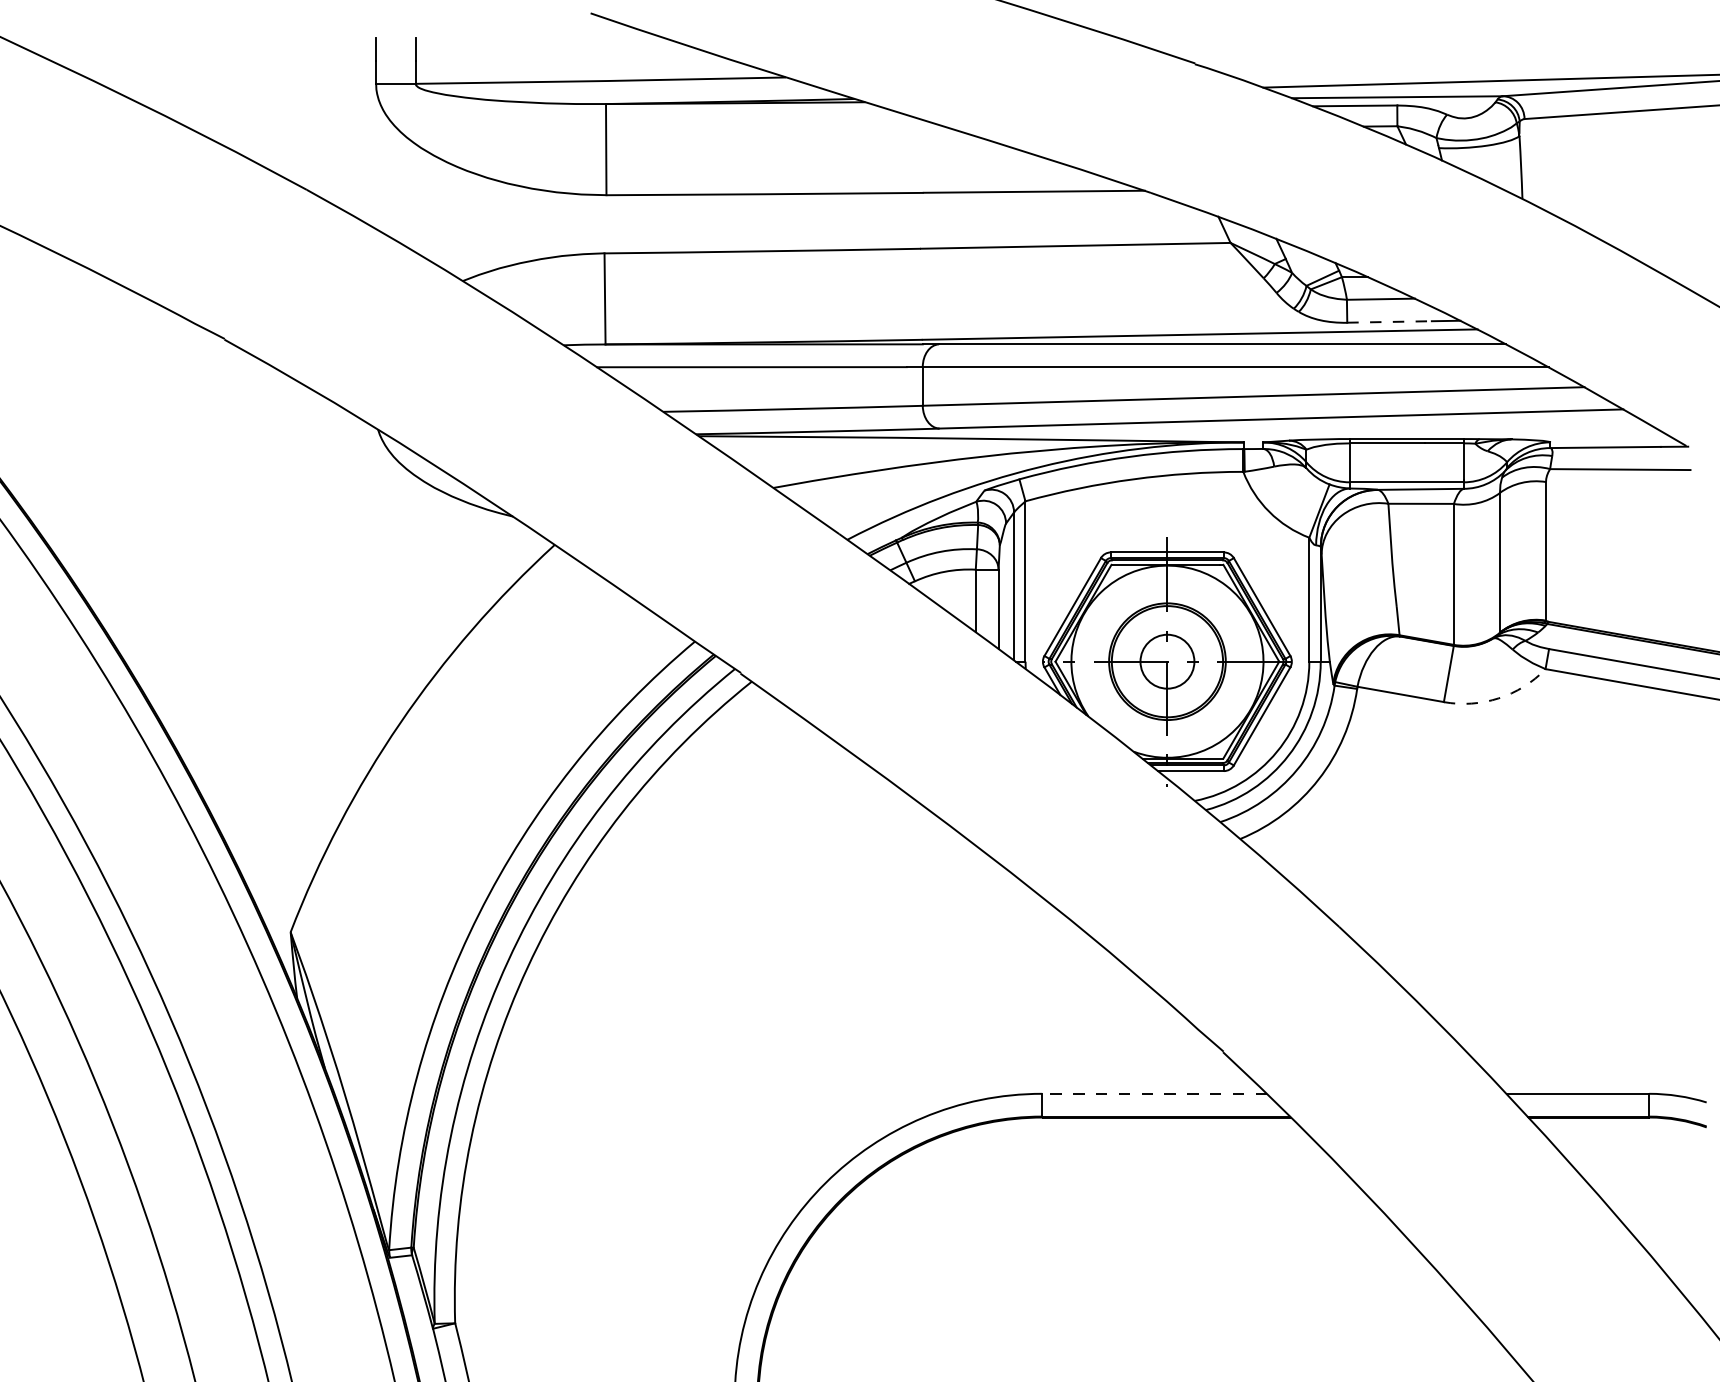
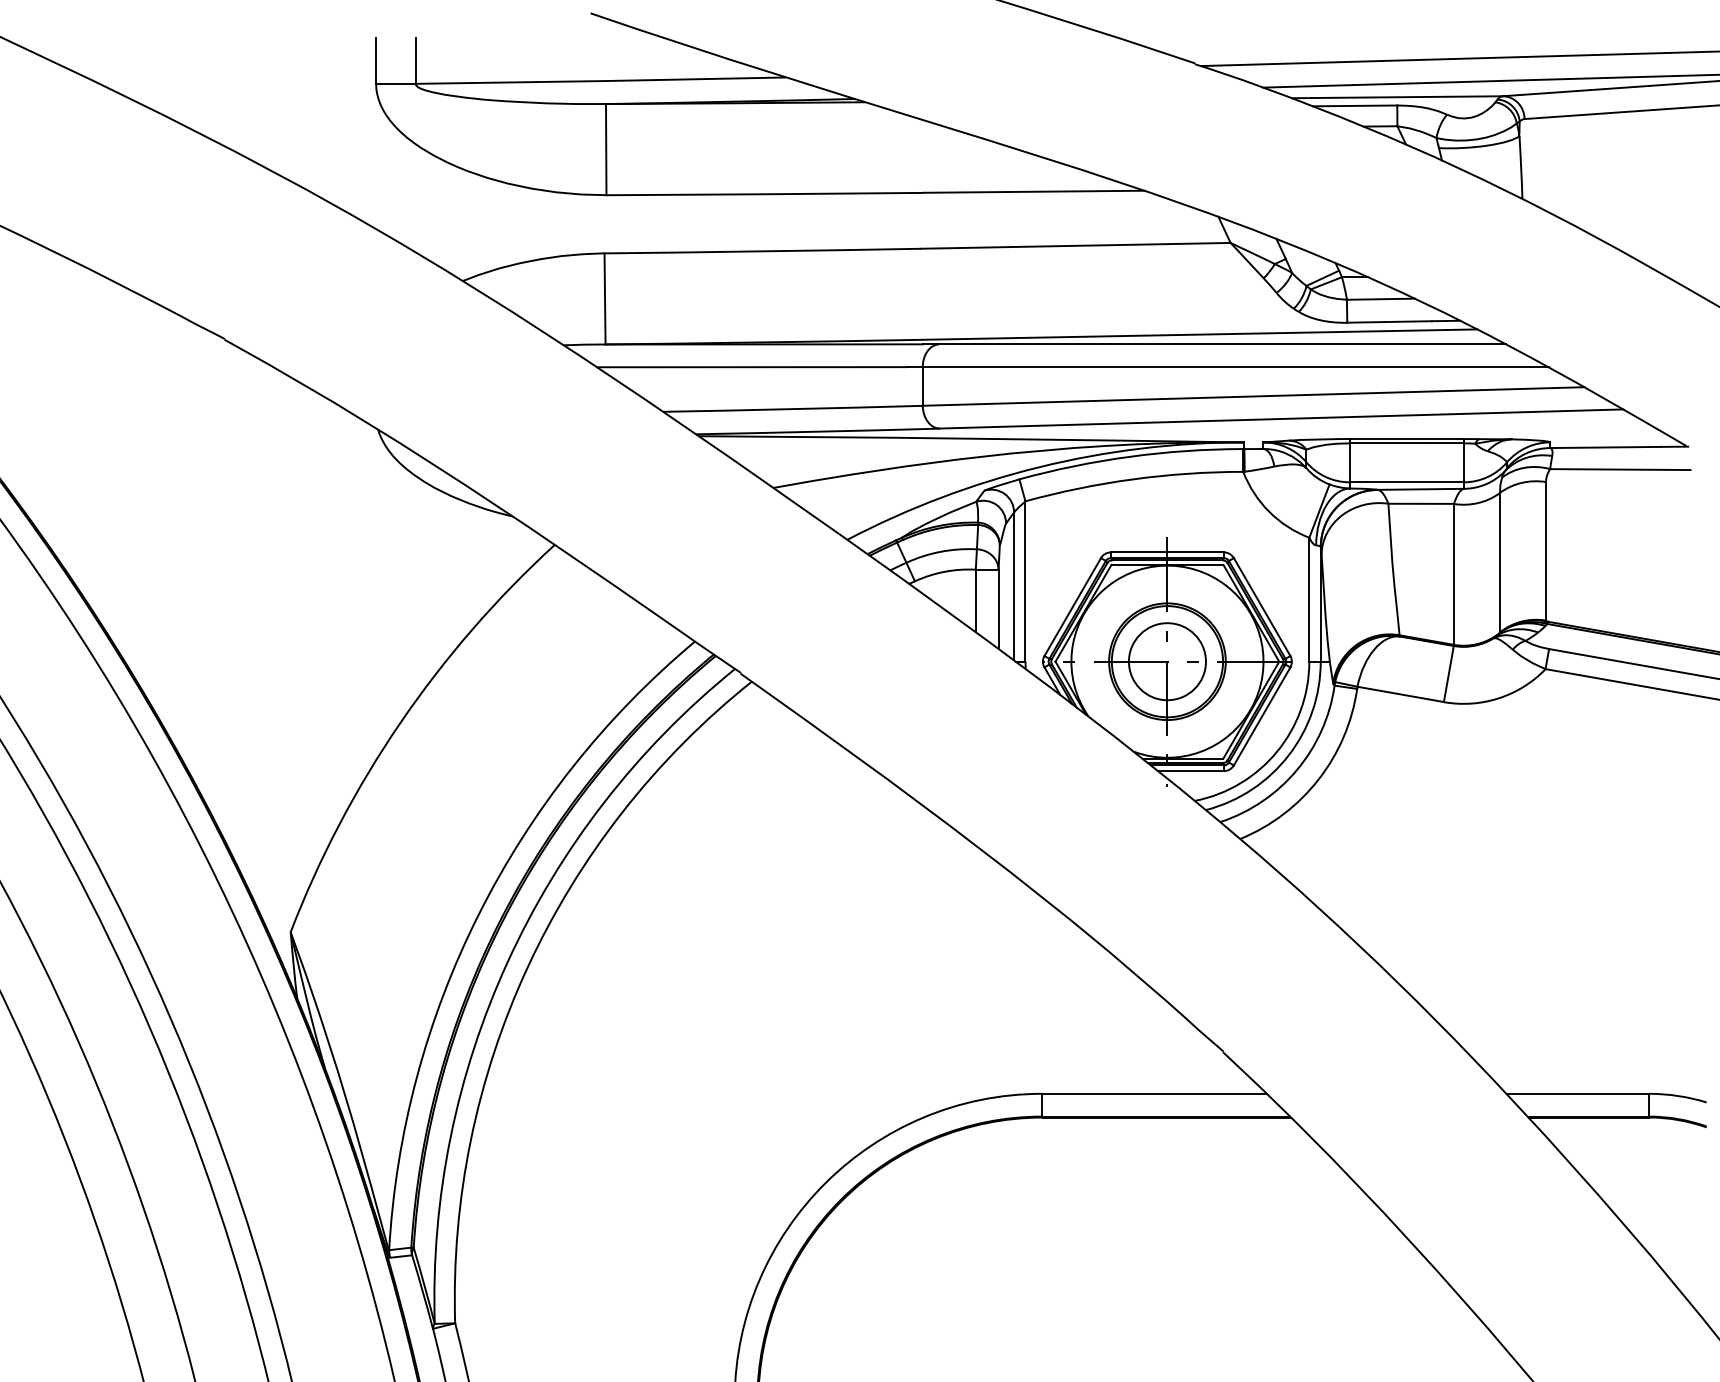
line: none -> present (1458, 58)
line: dashed -> solid (1390, 321)
circle diameter: 54 px -> 77 px (1166, 661)
arc: dashed -> solid (1498, 698)
line: dashed -> solid (1154, 1093)
